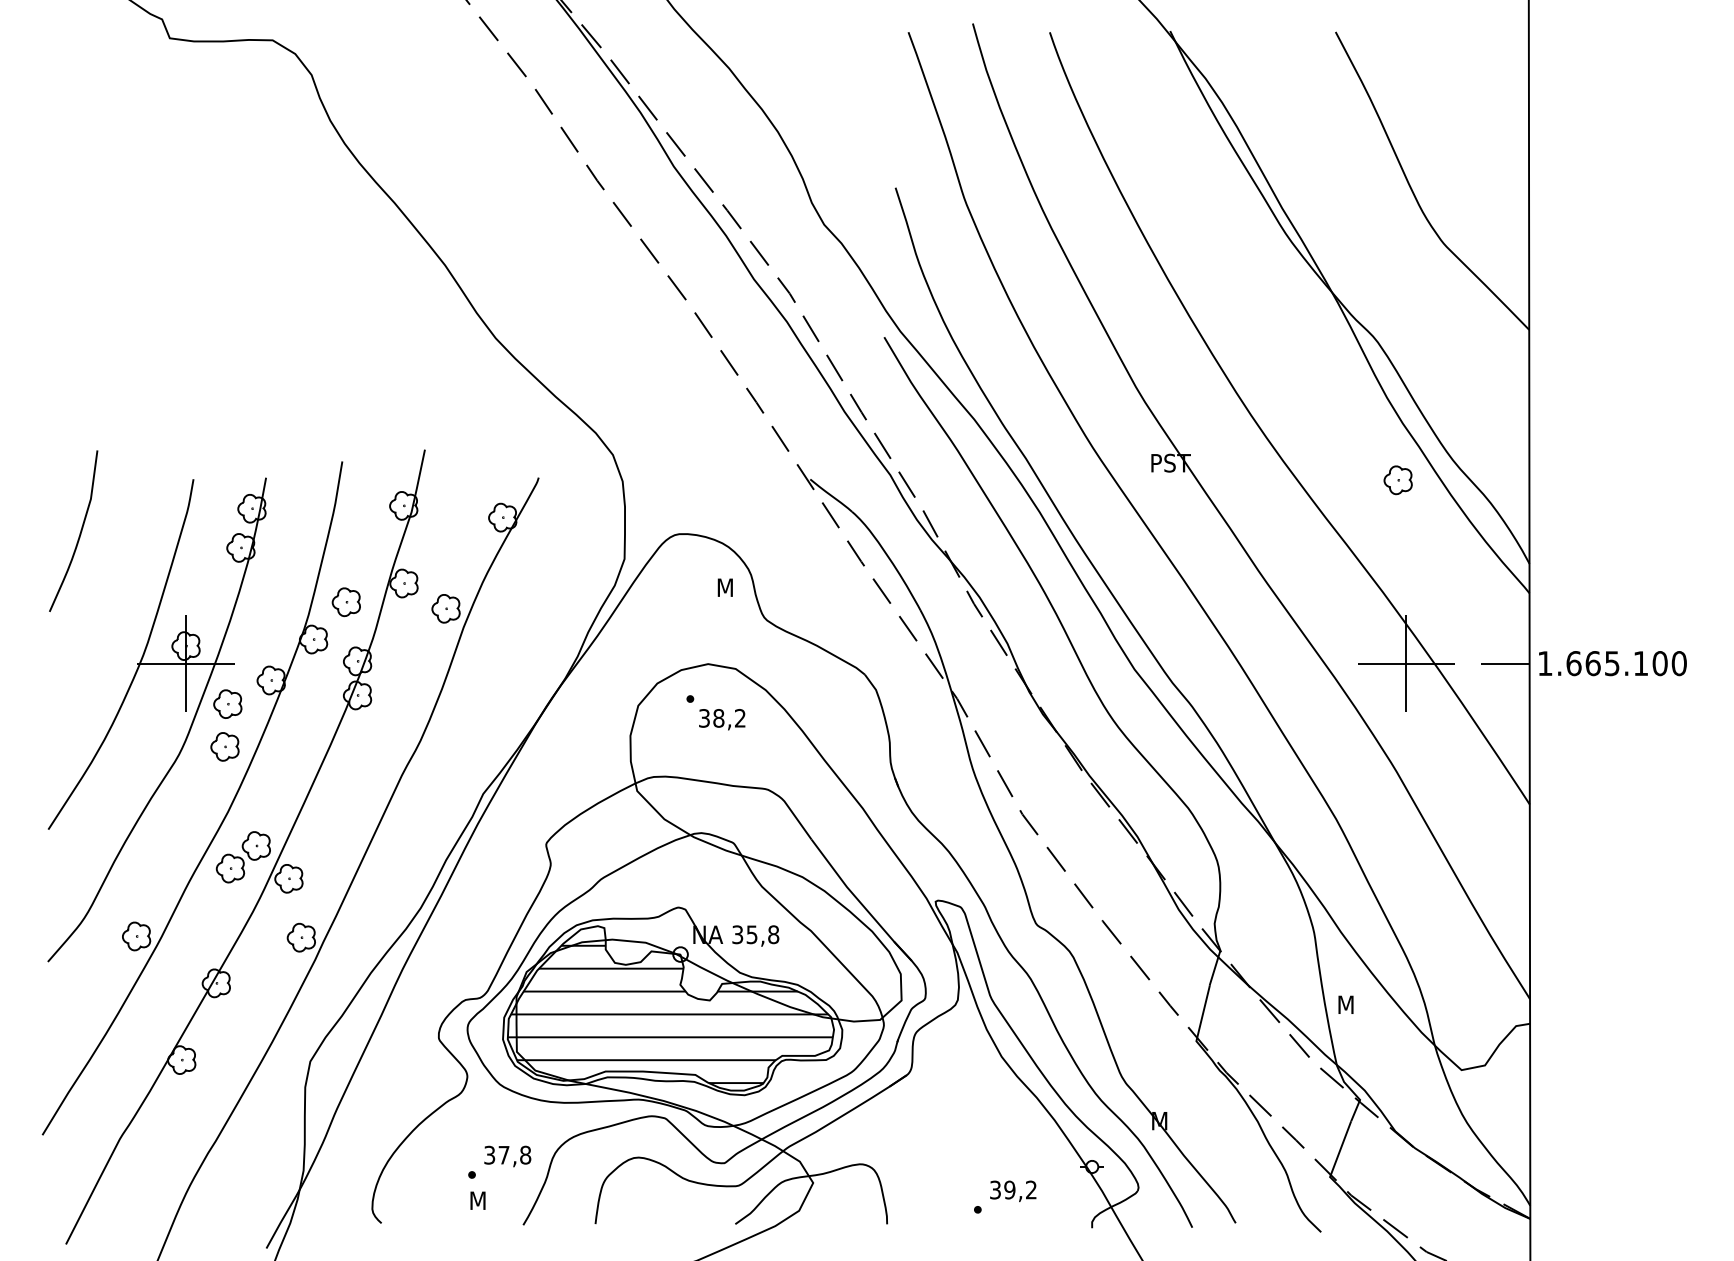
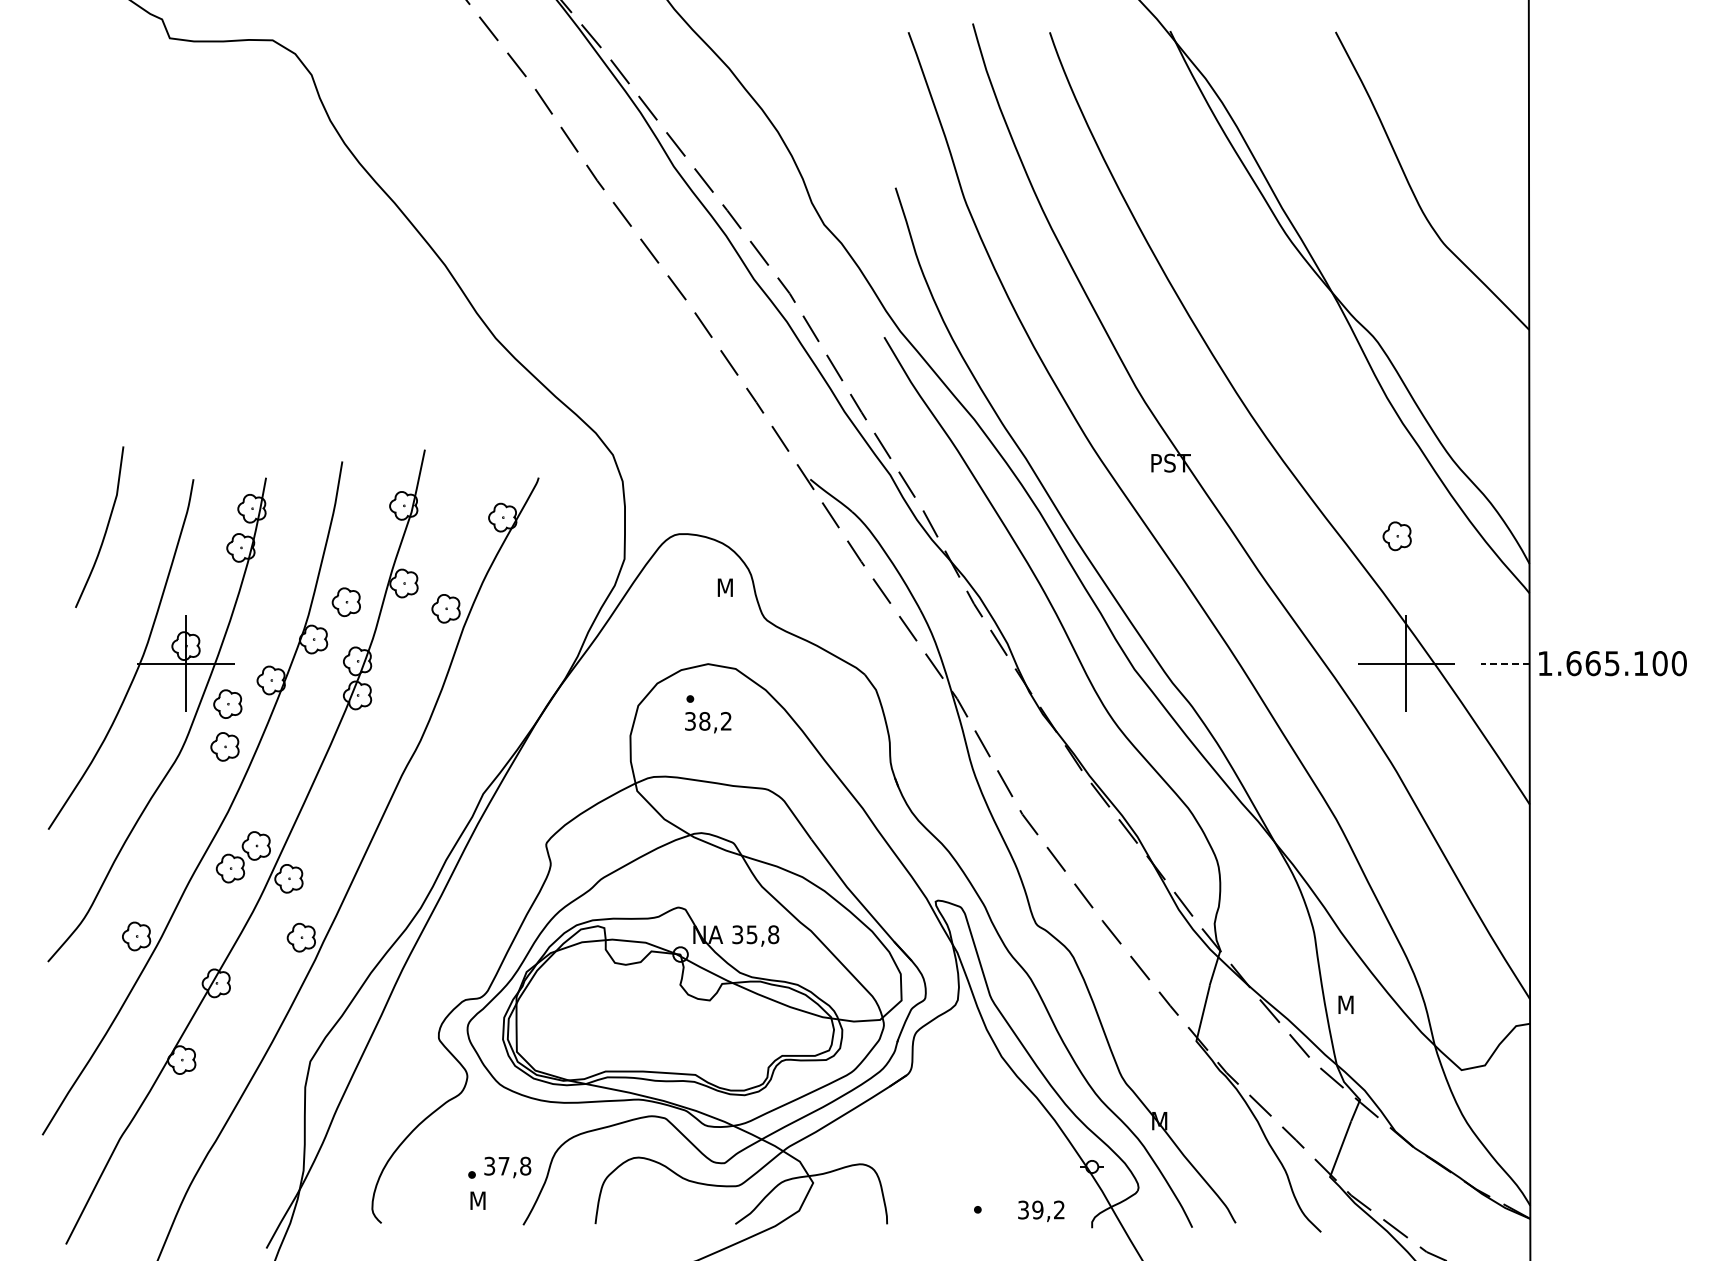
part position: (1397, 480) -> (1396, 536) (1396, 536)
curve position: (79, 533) -> (105, 529) (105, 529)
line: solid -> dashed (1504, 663)
text position: (722, 719) -> (708, 722) (708, 722)
hatch: present -> none (669, 1014)
text position: (507, 1156) -> (507, 1167) (507, 1167)
text position: (1013, 1191) -> (1041, 1211) (1041, 1211)
